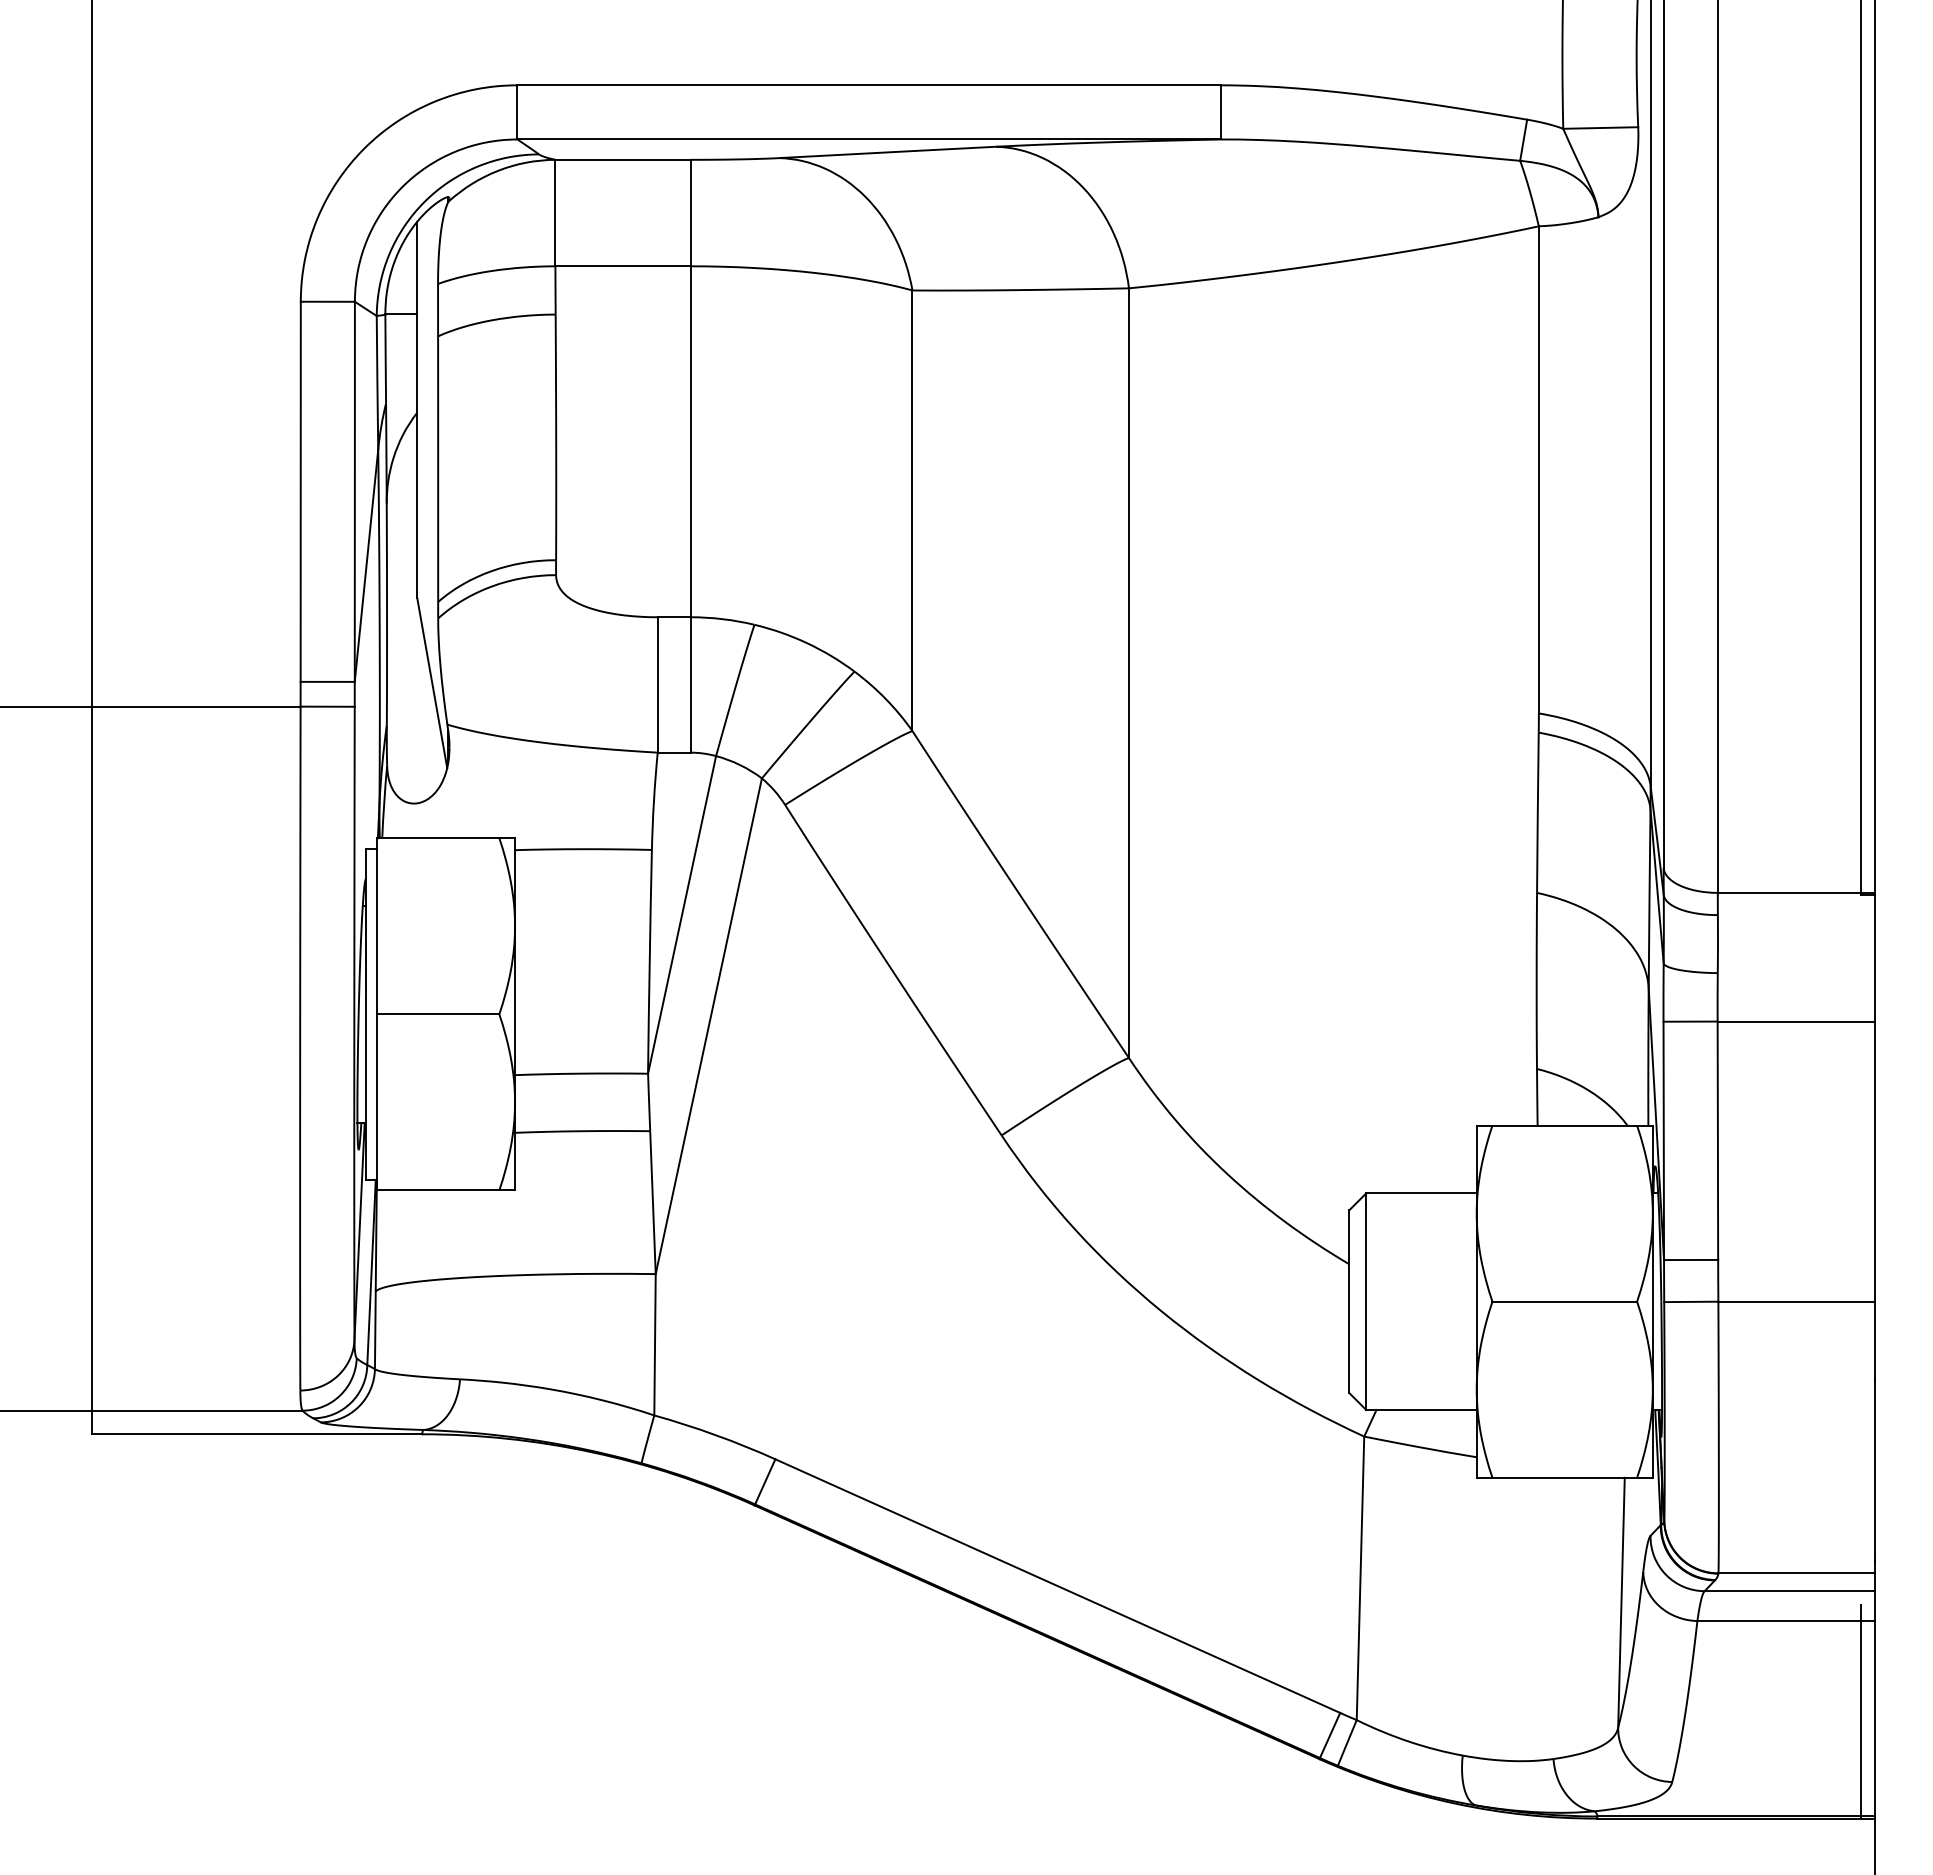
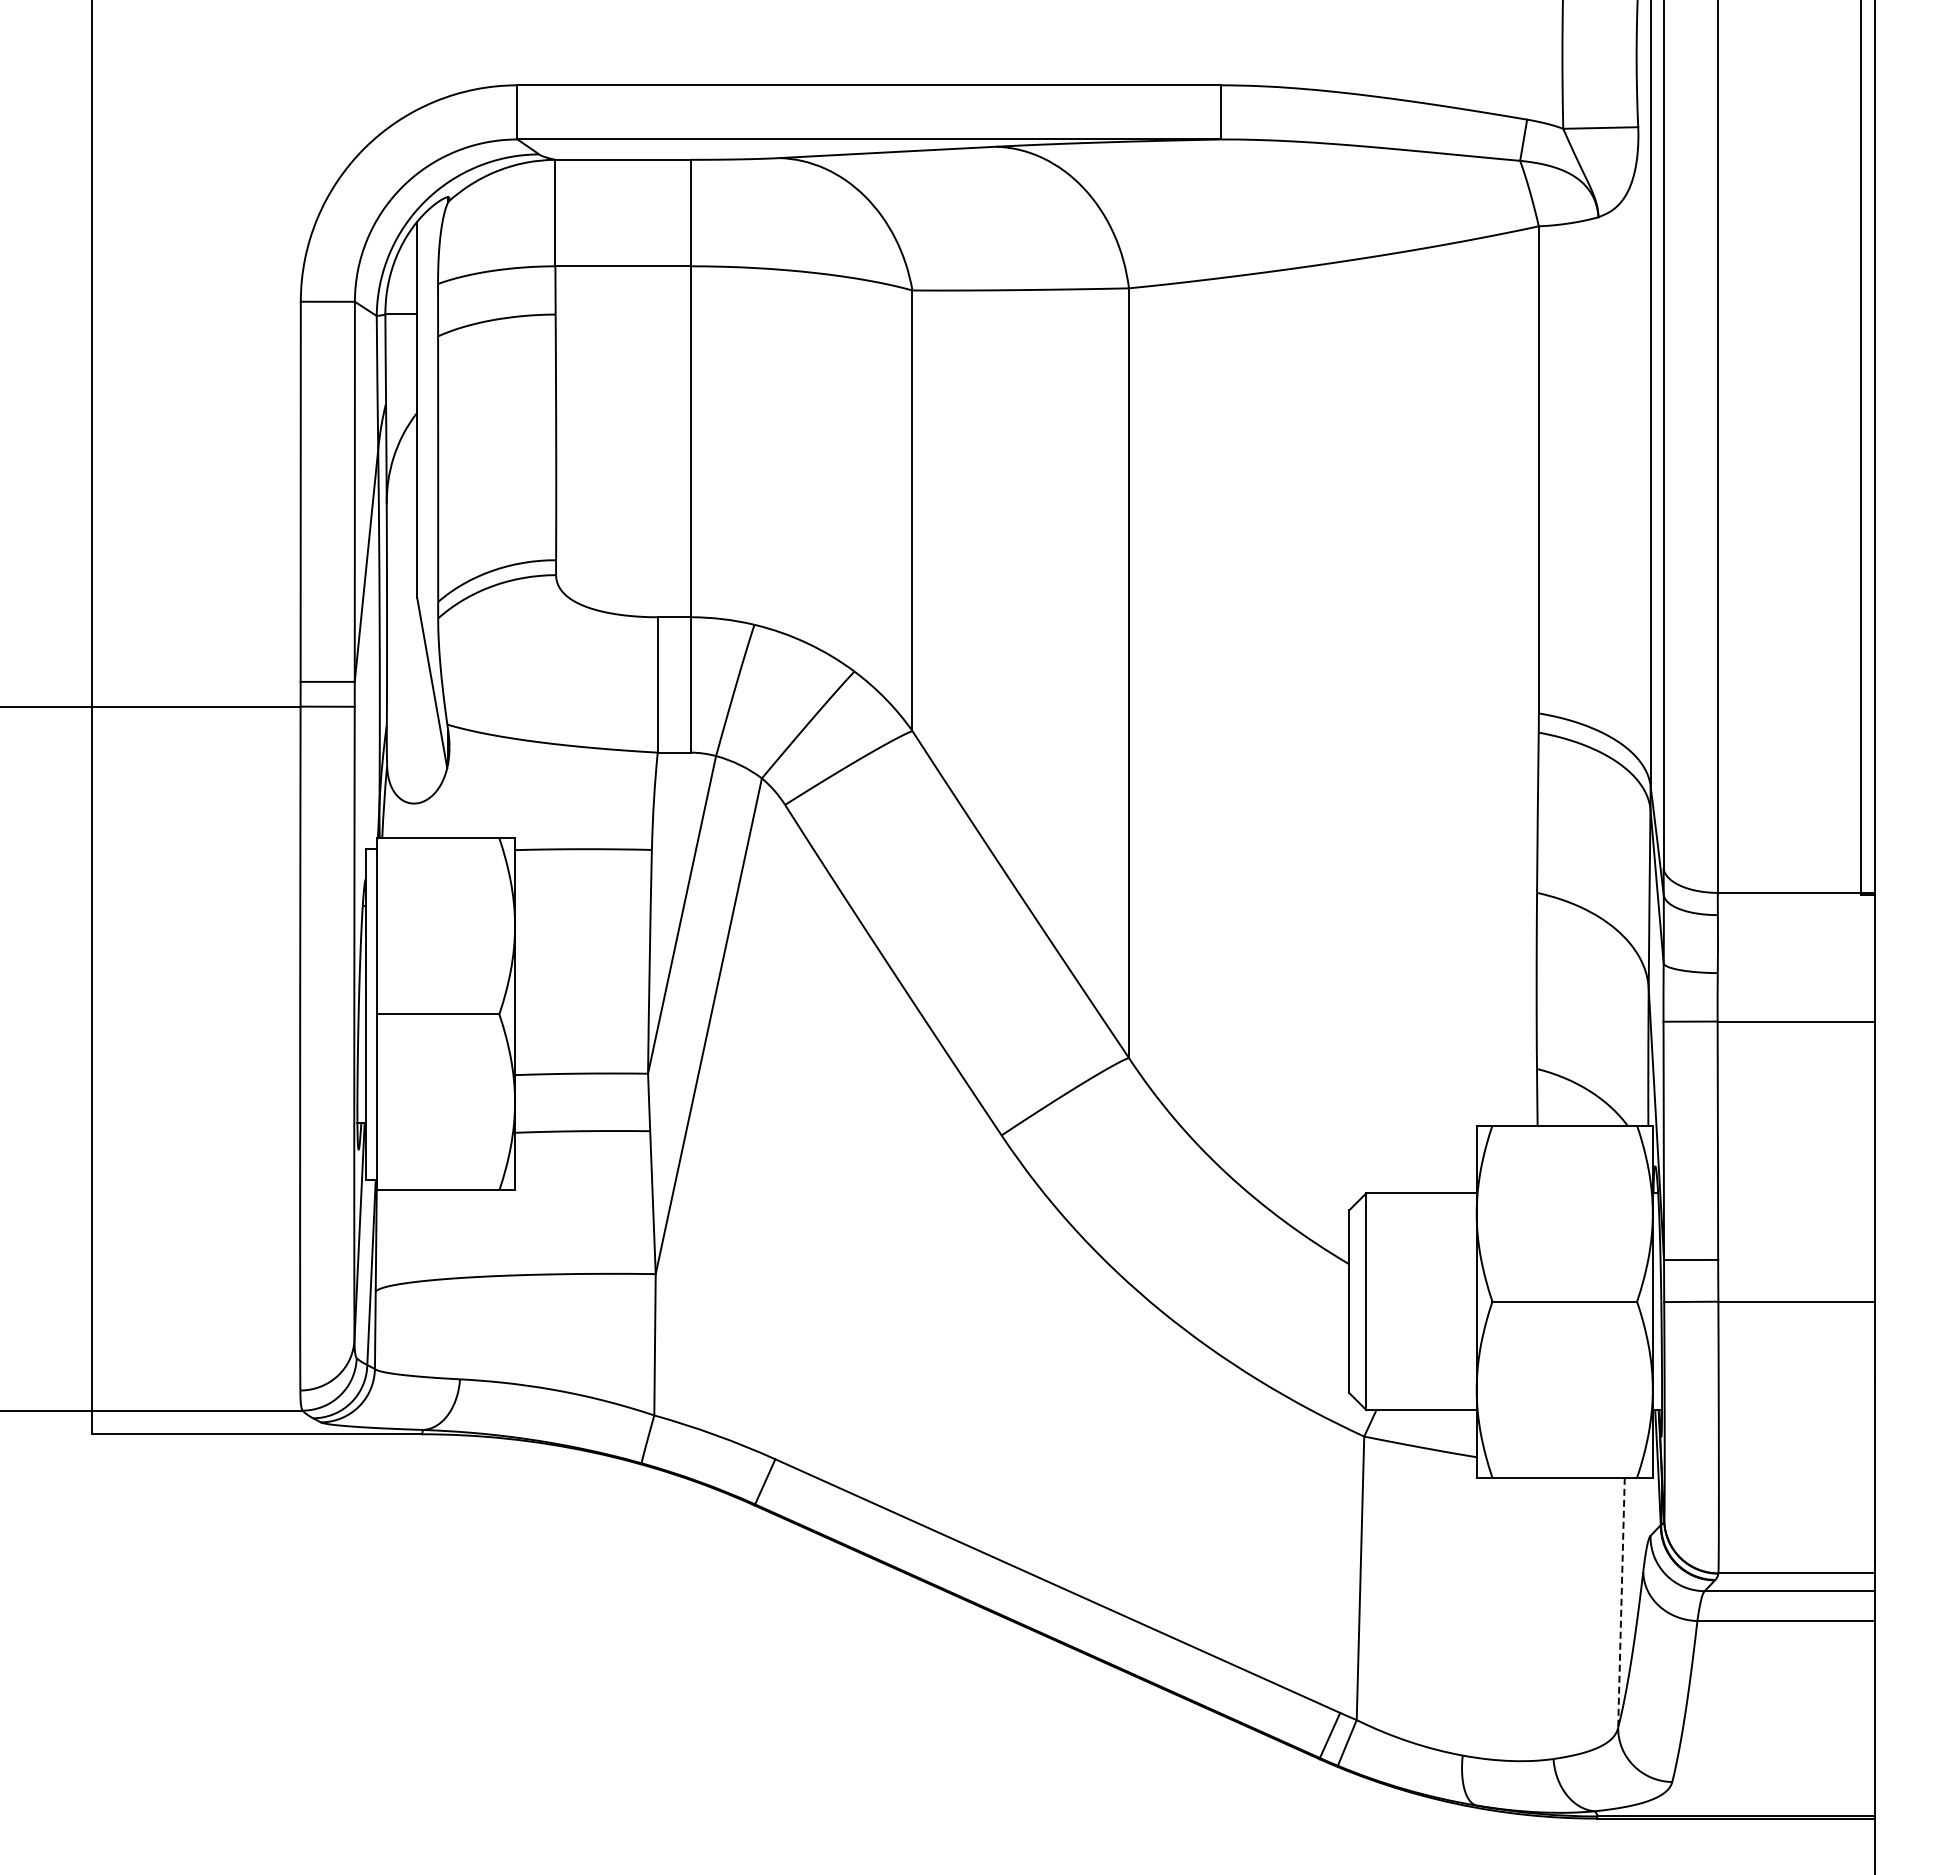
line: solid -> dashed (1621, 1602)
line: present -> none (1861, 1711)
